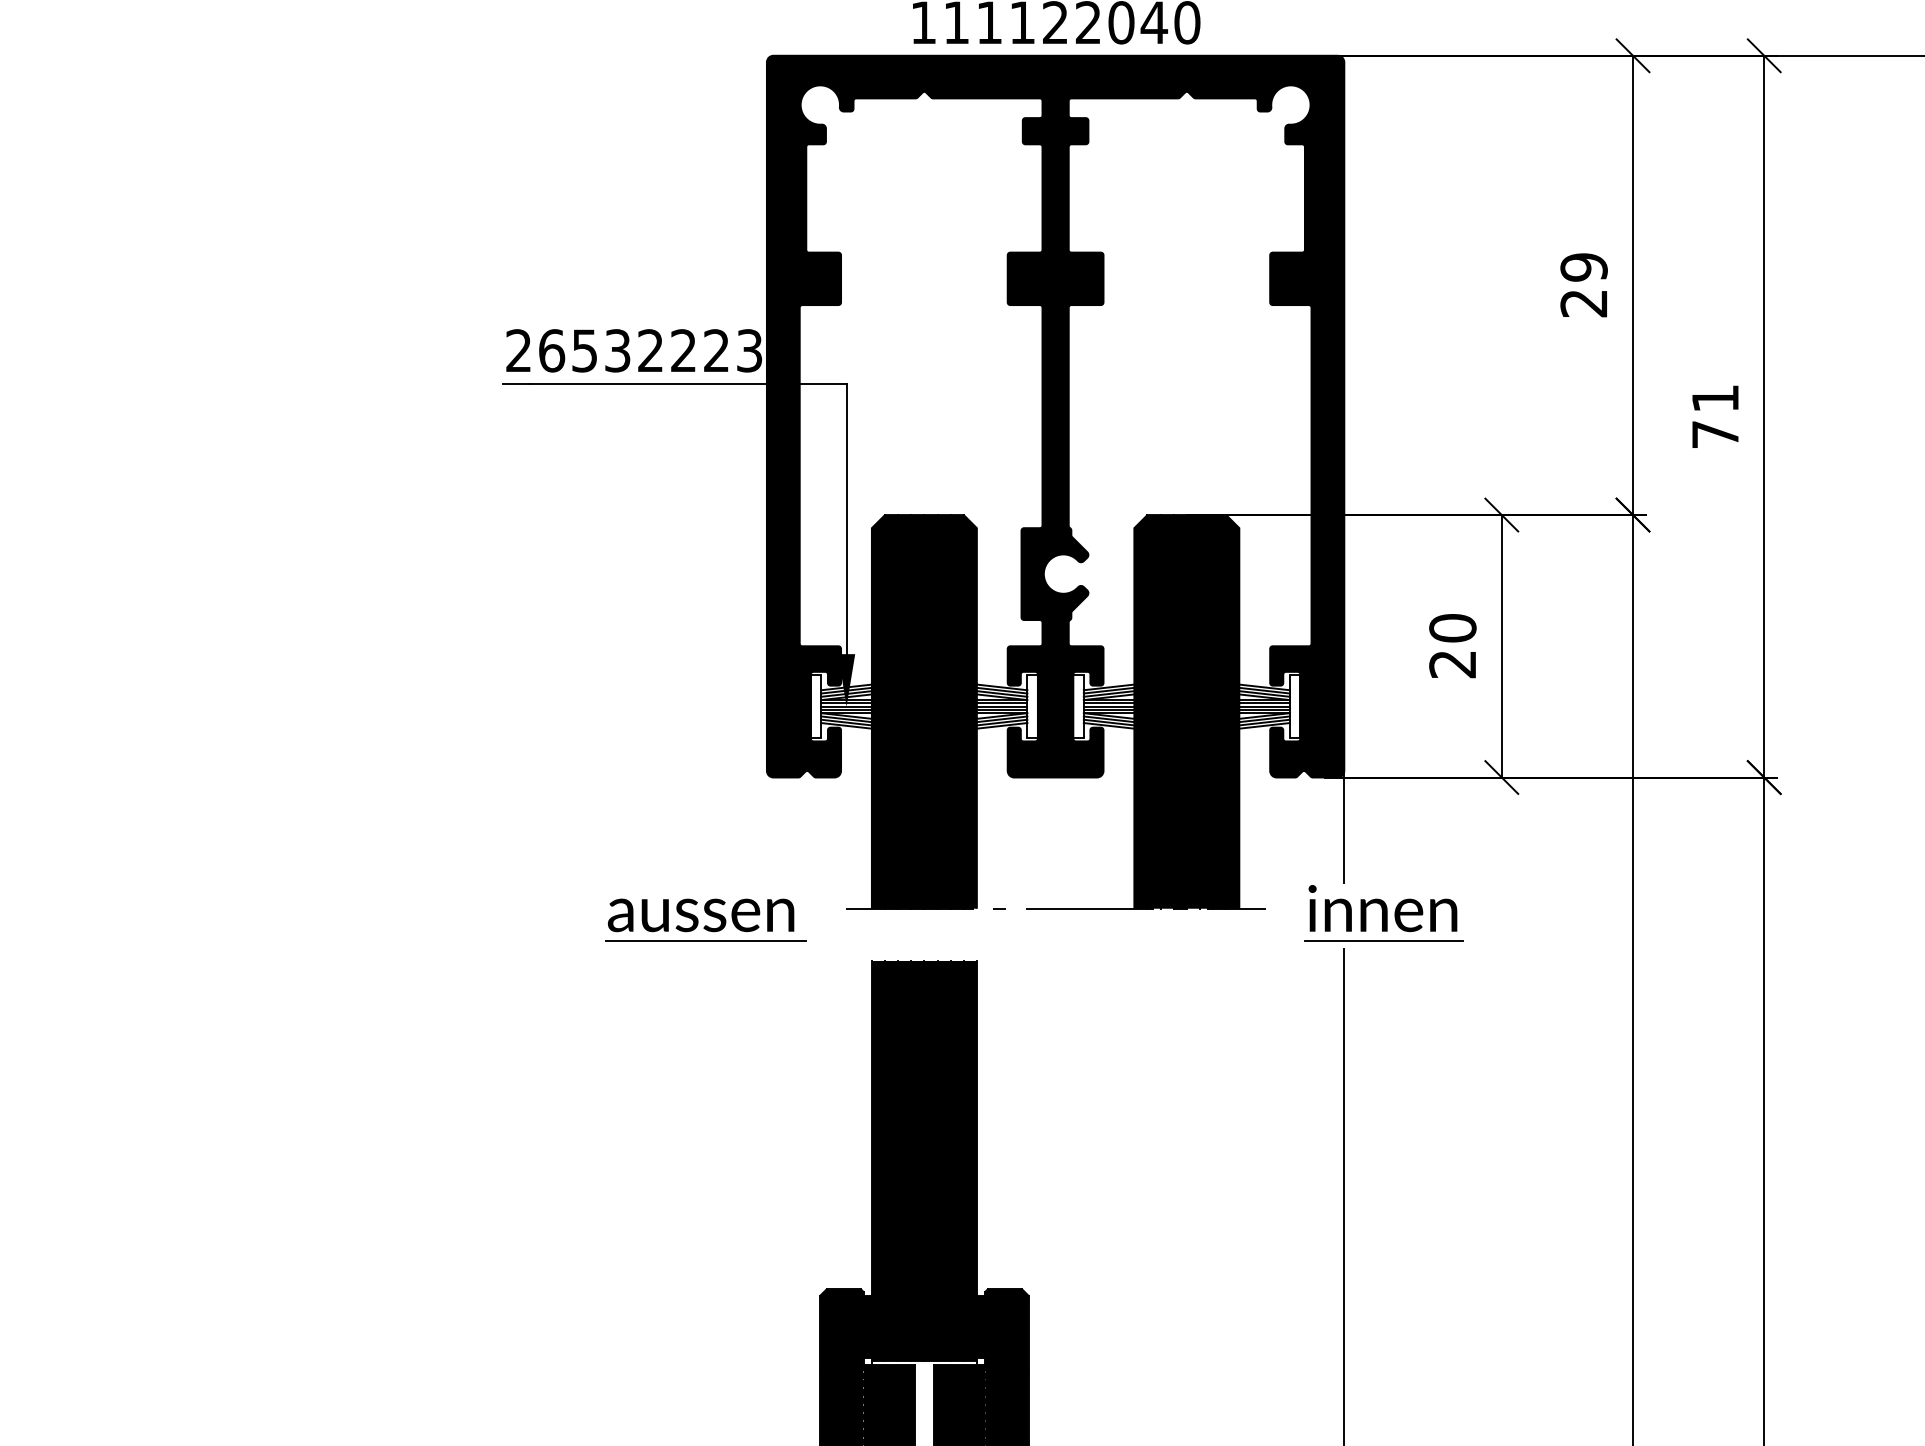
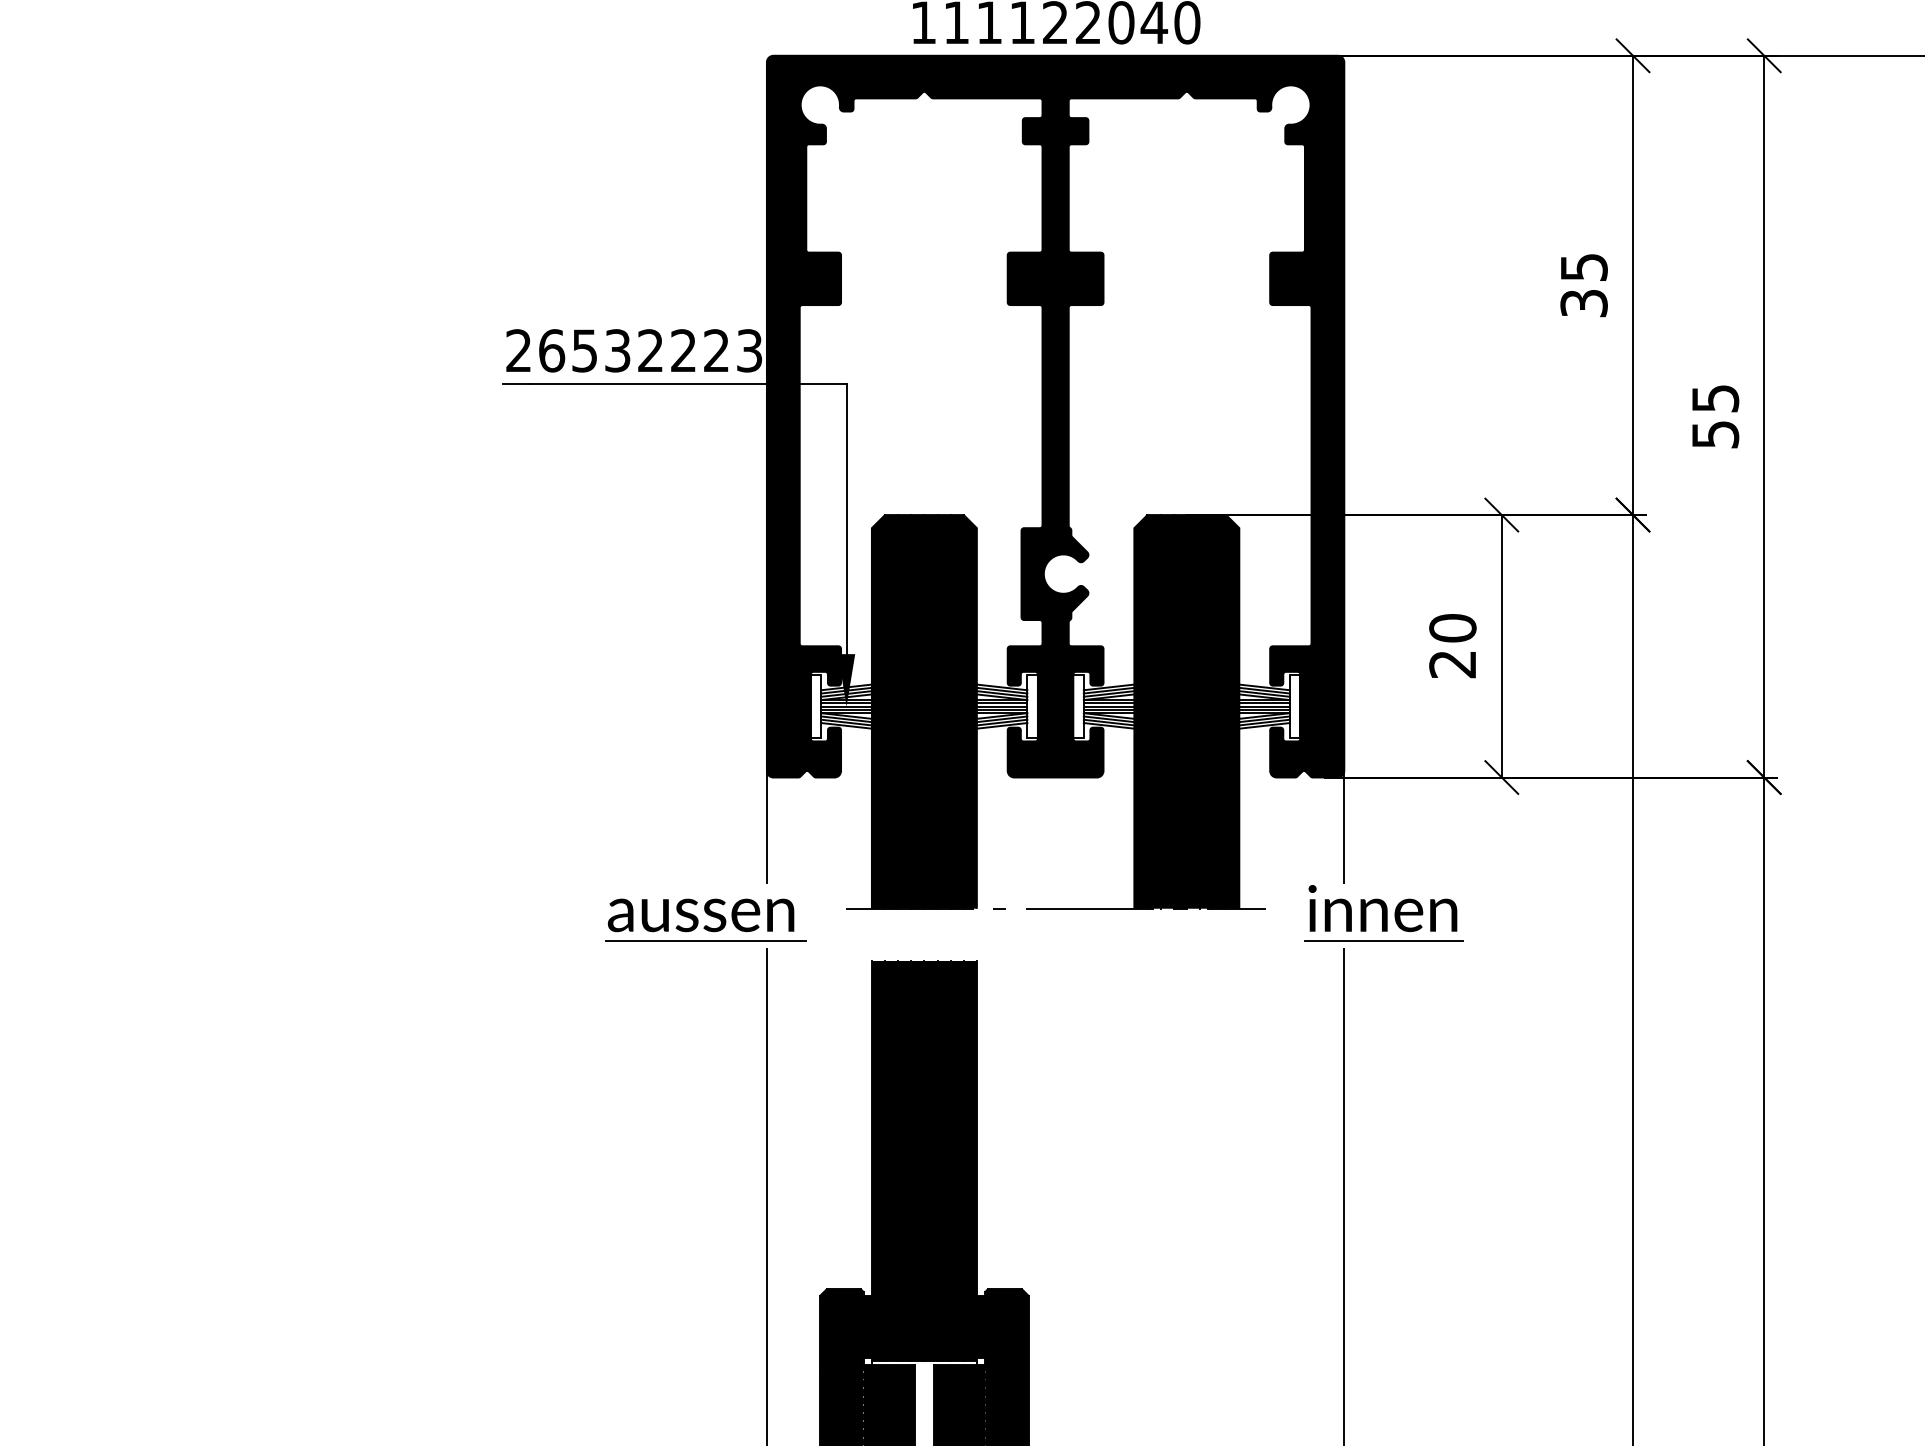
text: 29 -> 35 (1583, 285)
text: 71 -> 55 (1715, 416)
line: none -> present (766, 826)
line: none -> present (766, 1195)
